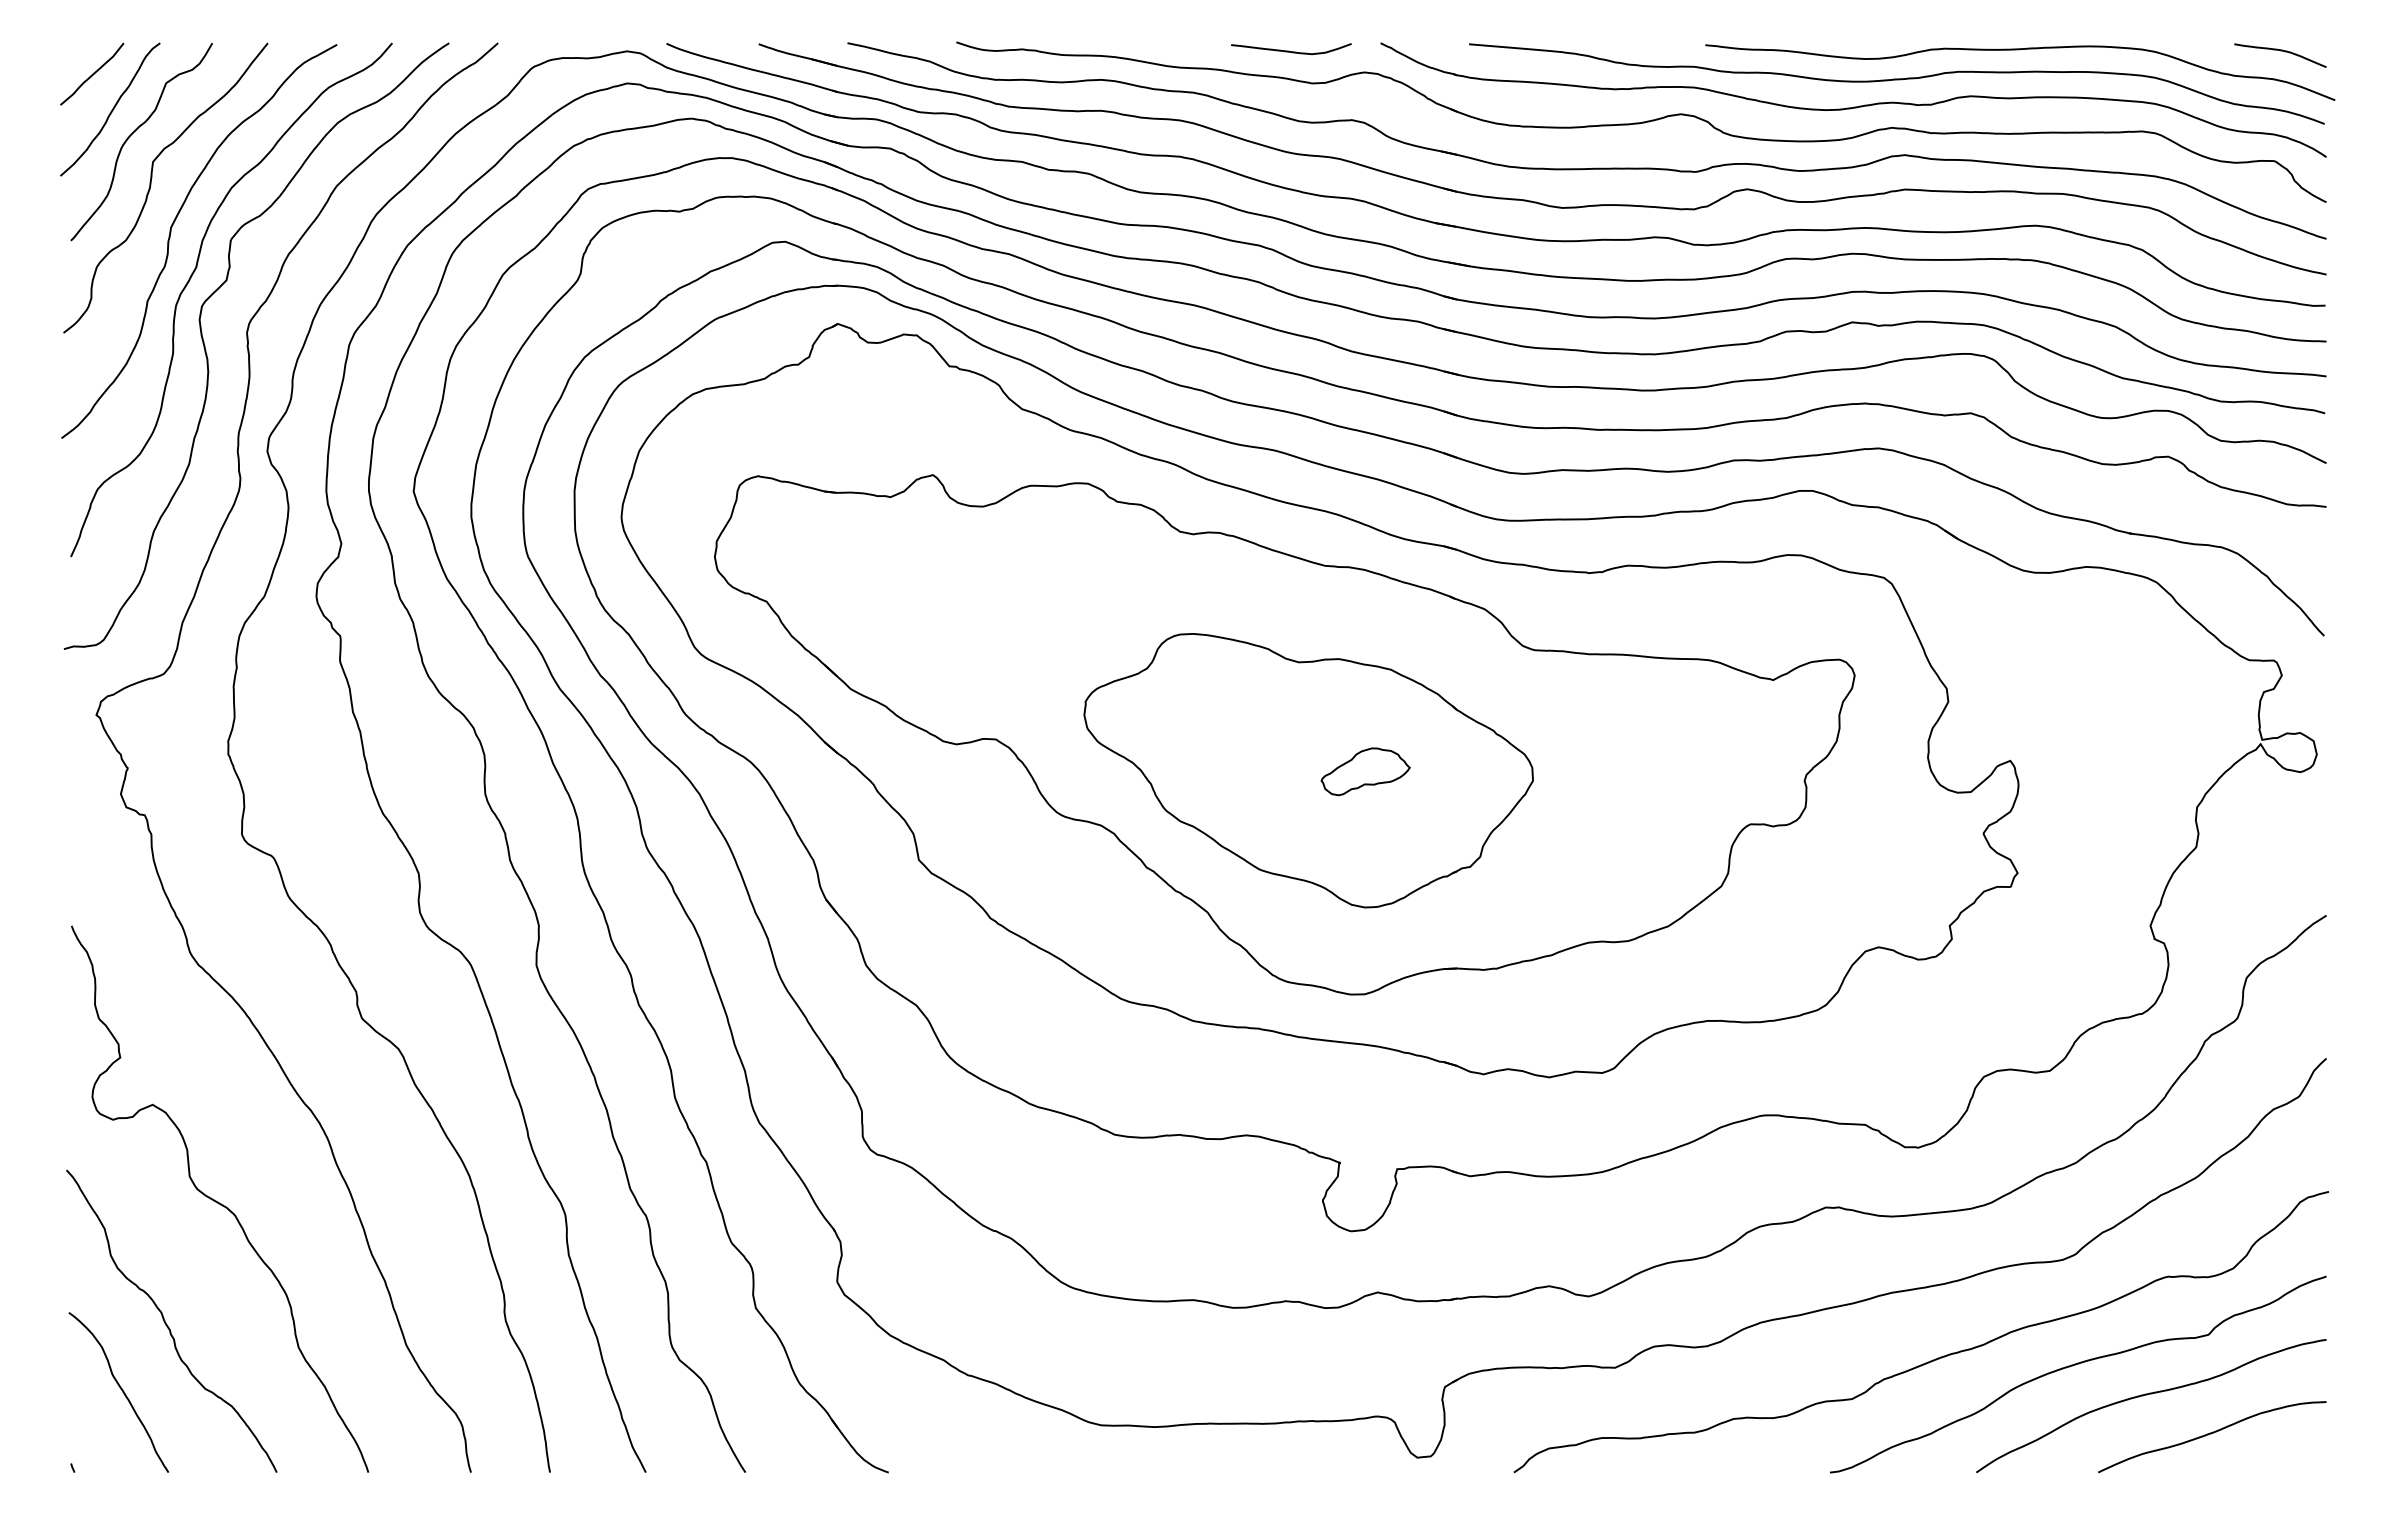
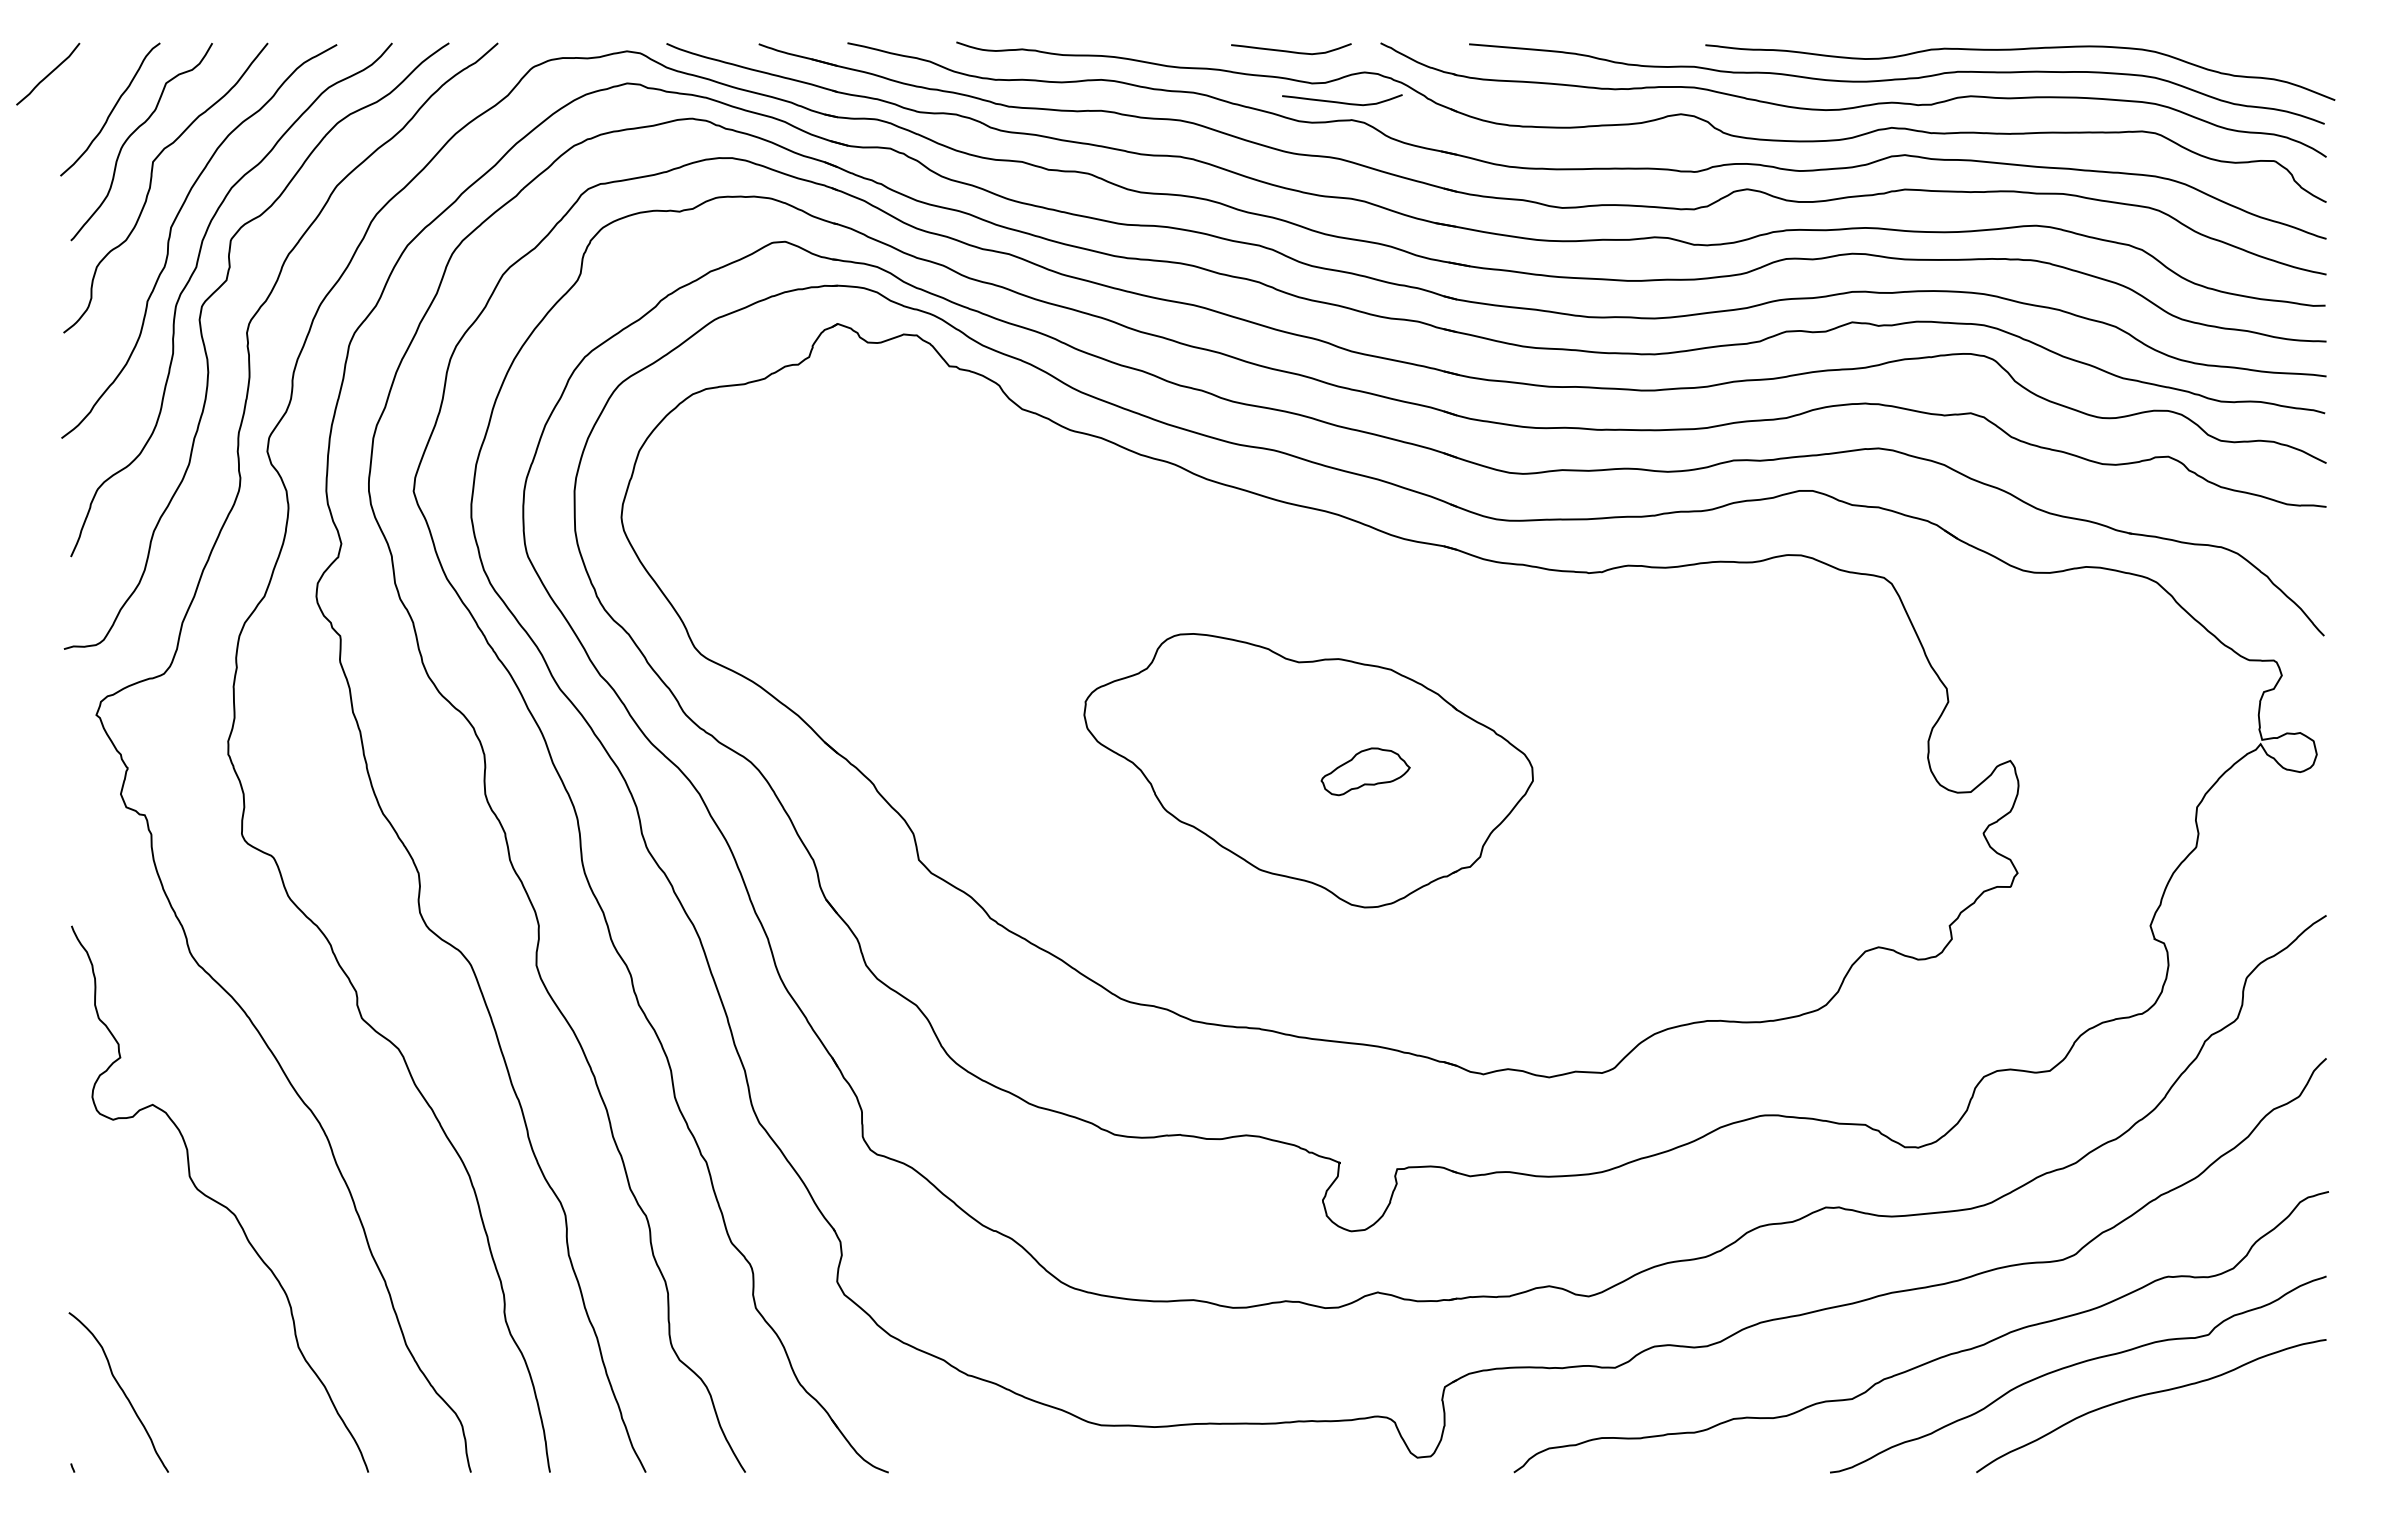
curve: present -> none (2280, 51)
curve position: (92, 73) -> (48, 73) (48, 73)
curve: none -> present (1342, 102)
part: present -> none (1284, 734)
curve: present -> none (166, 1322)
curve: present -> none (2211, 1434)
